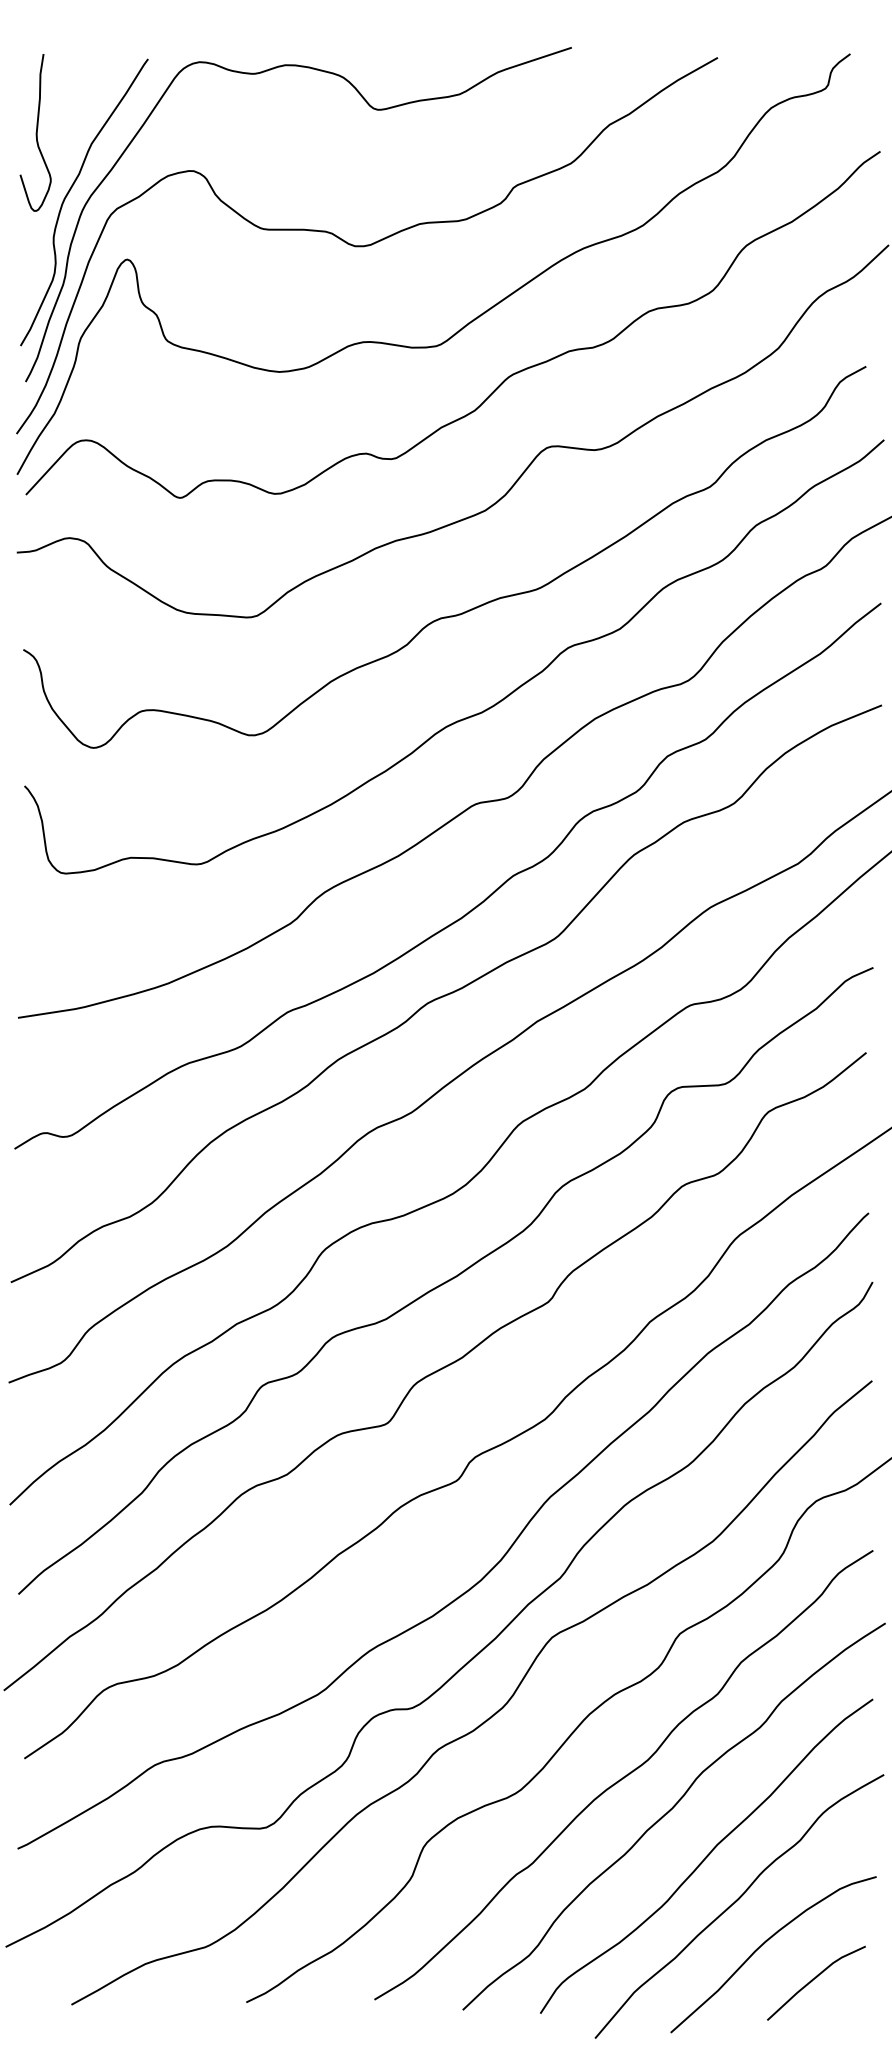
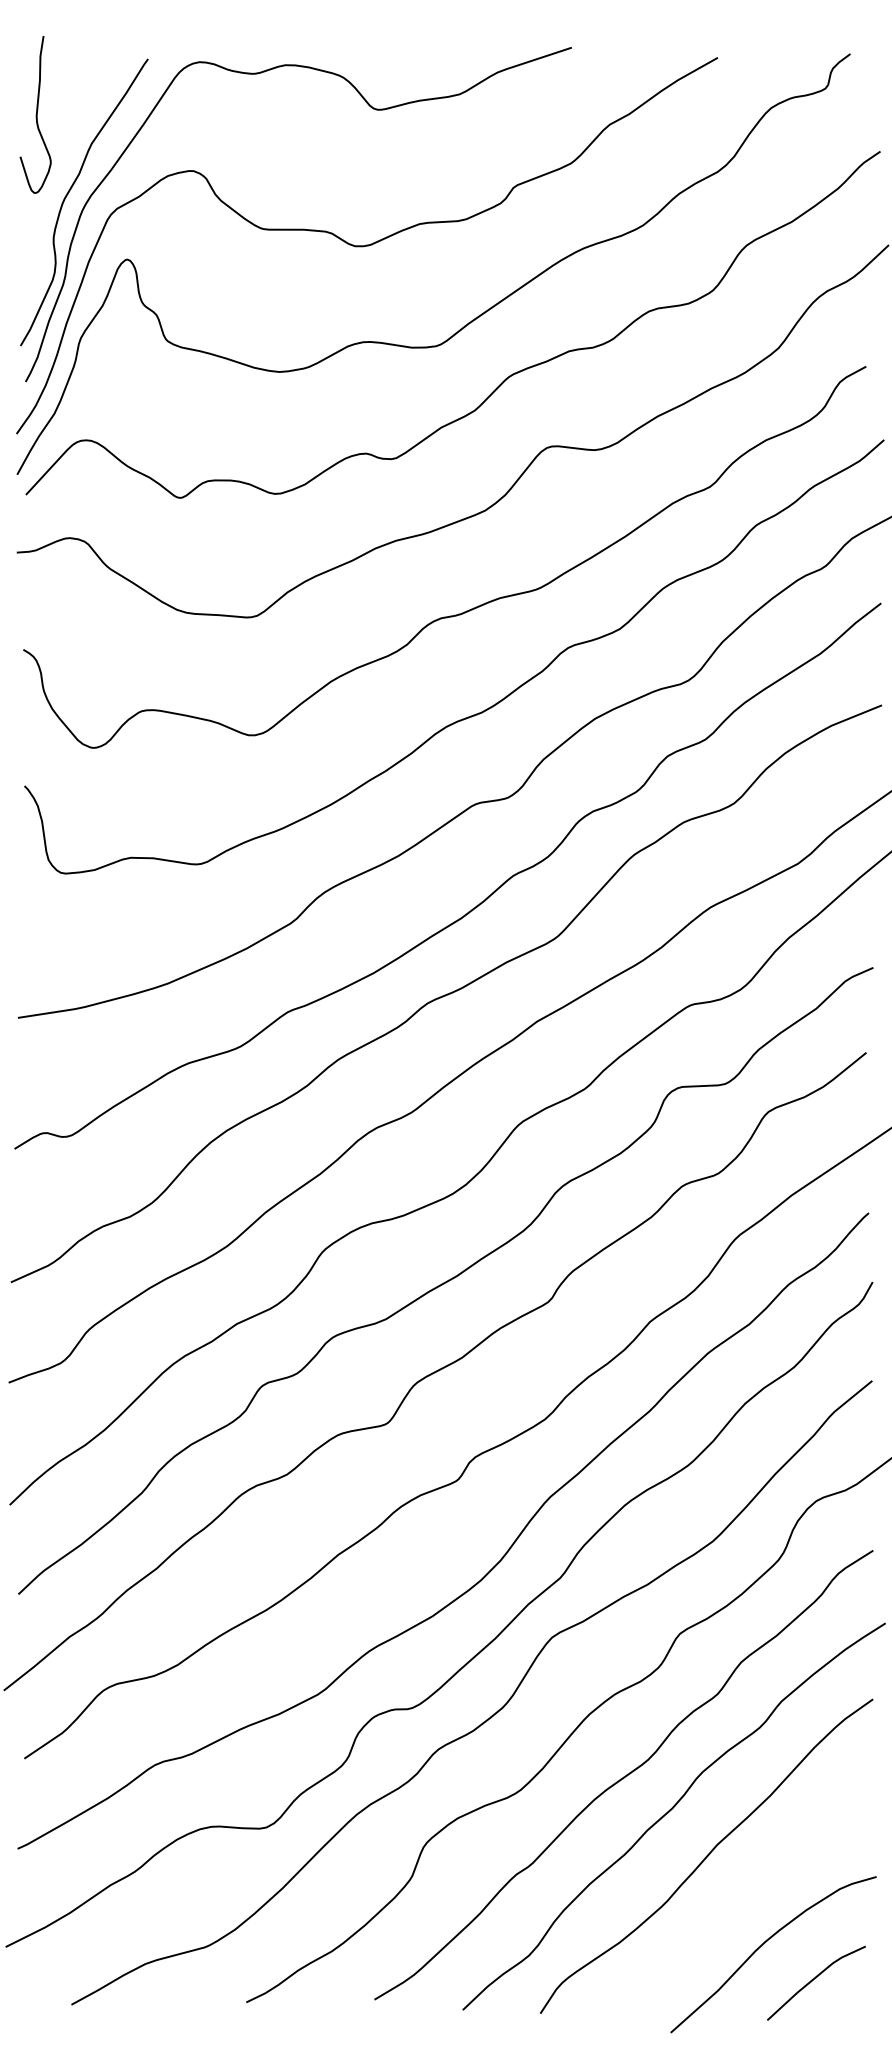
curve position: (35, 132) -> (35, 114) (35, 114)
curve: present -> none (736, 1902)
